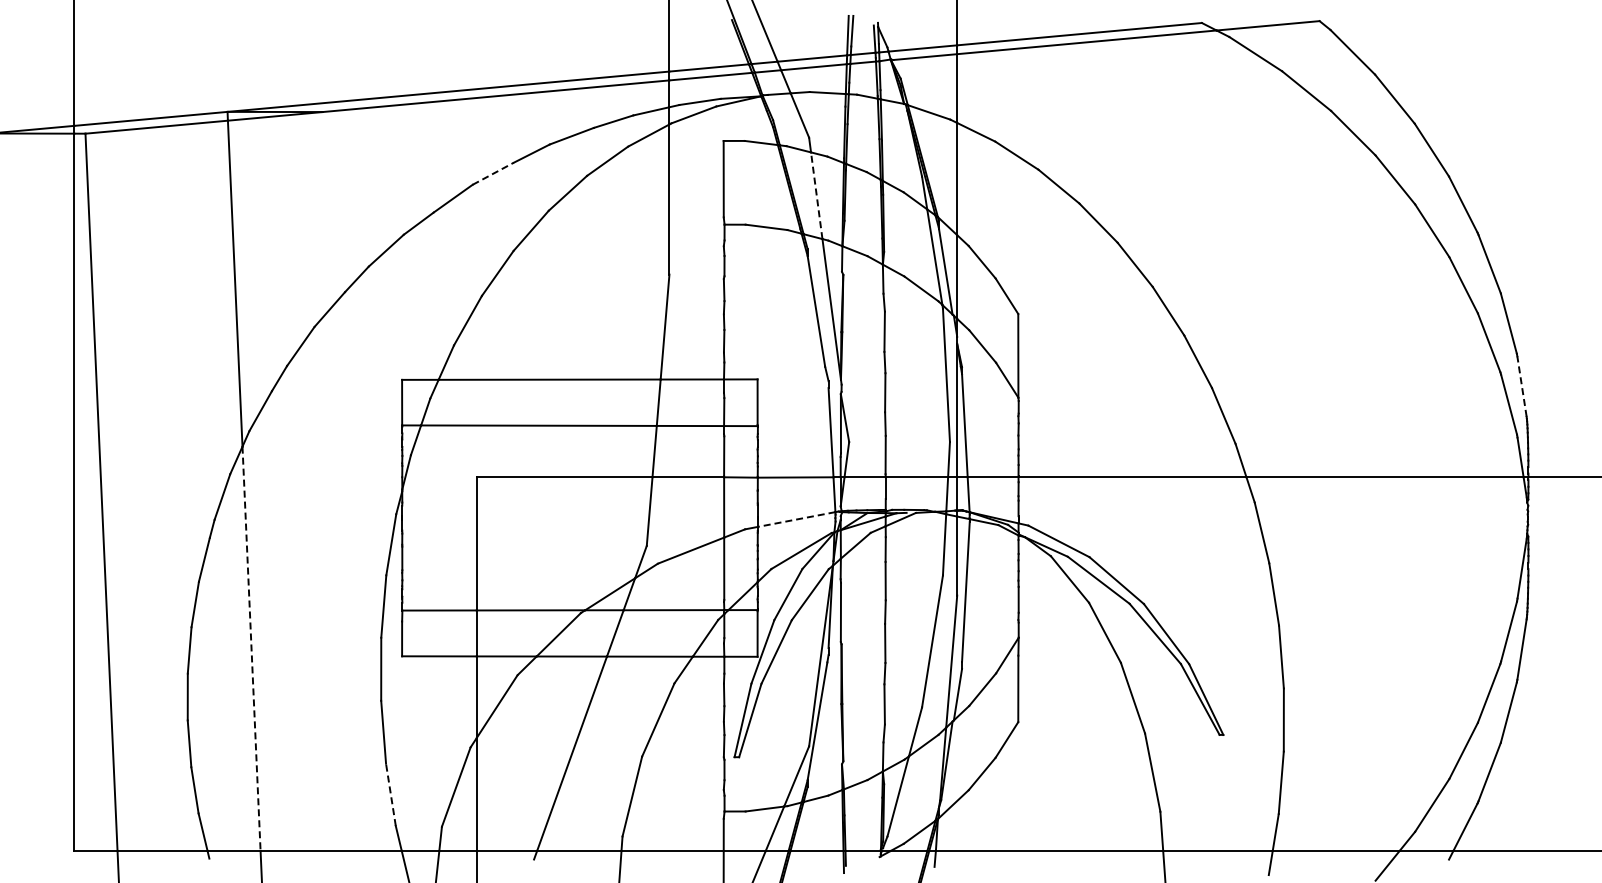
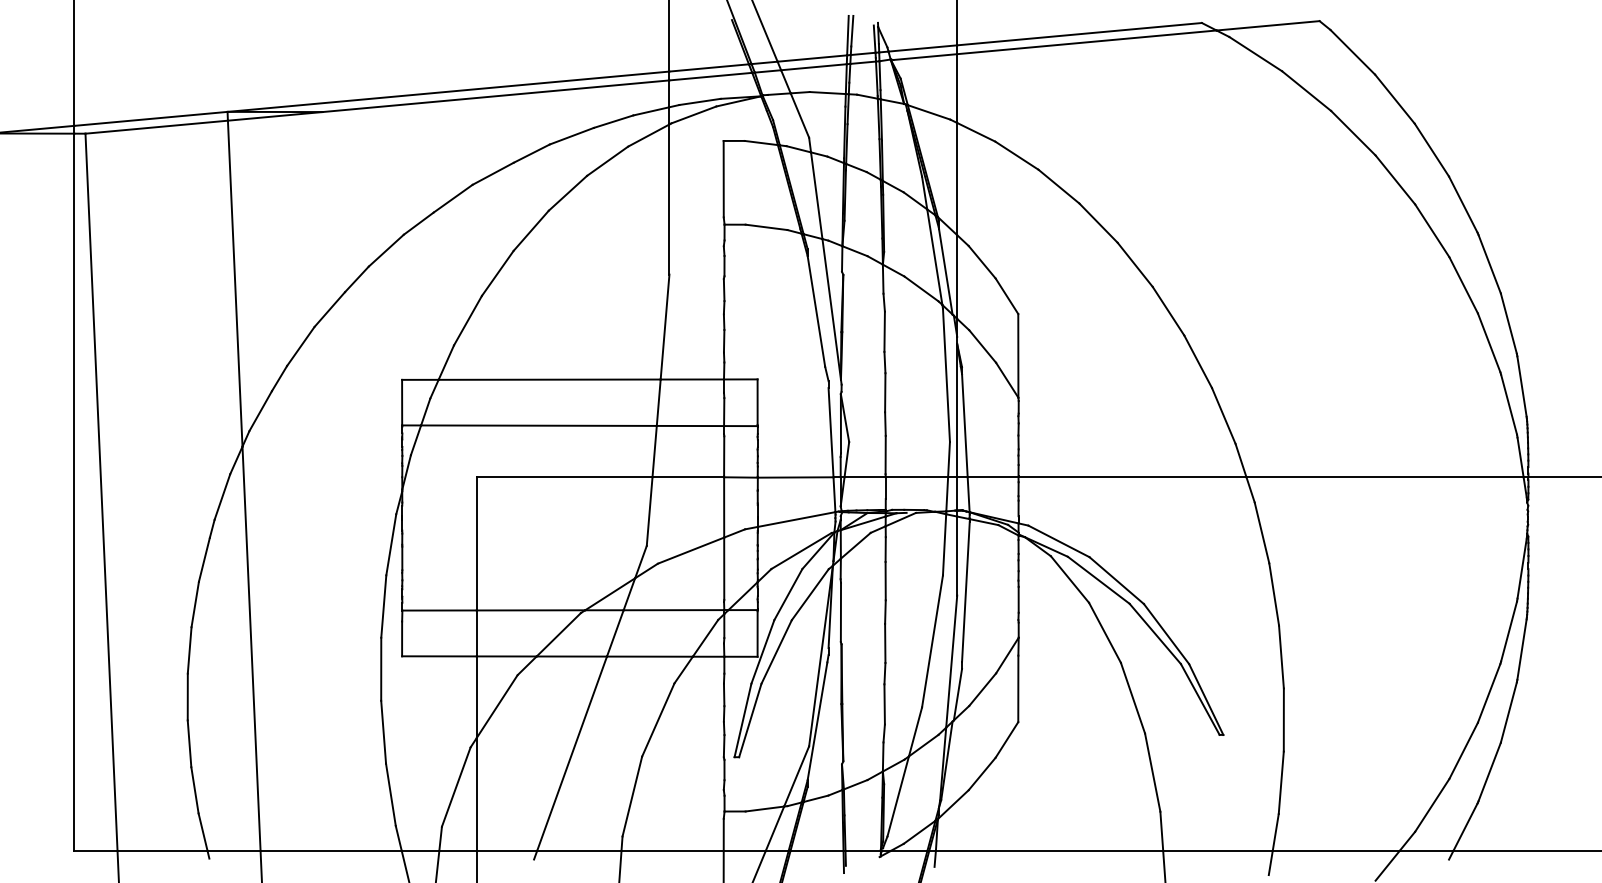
line: dashed -> solid (493, 173)
line: dashed -> solid (816, 195)
line: dashed -> solid (1522, 386)
line: dashed -> solid (796, 519)
line: dashed -> solid (251, 649)
line: dashed -> solid (390, 794)
